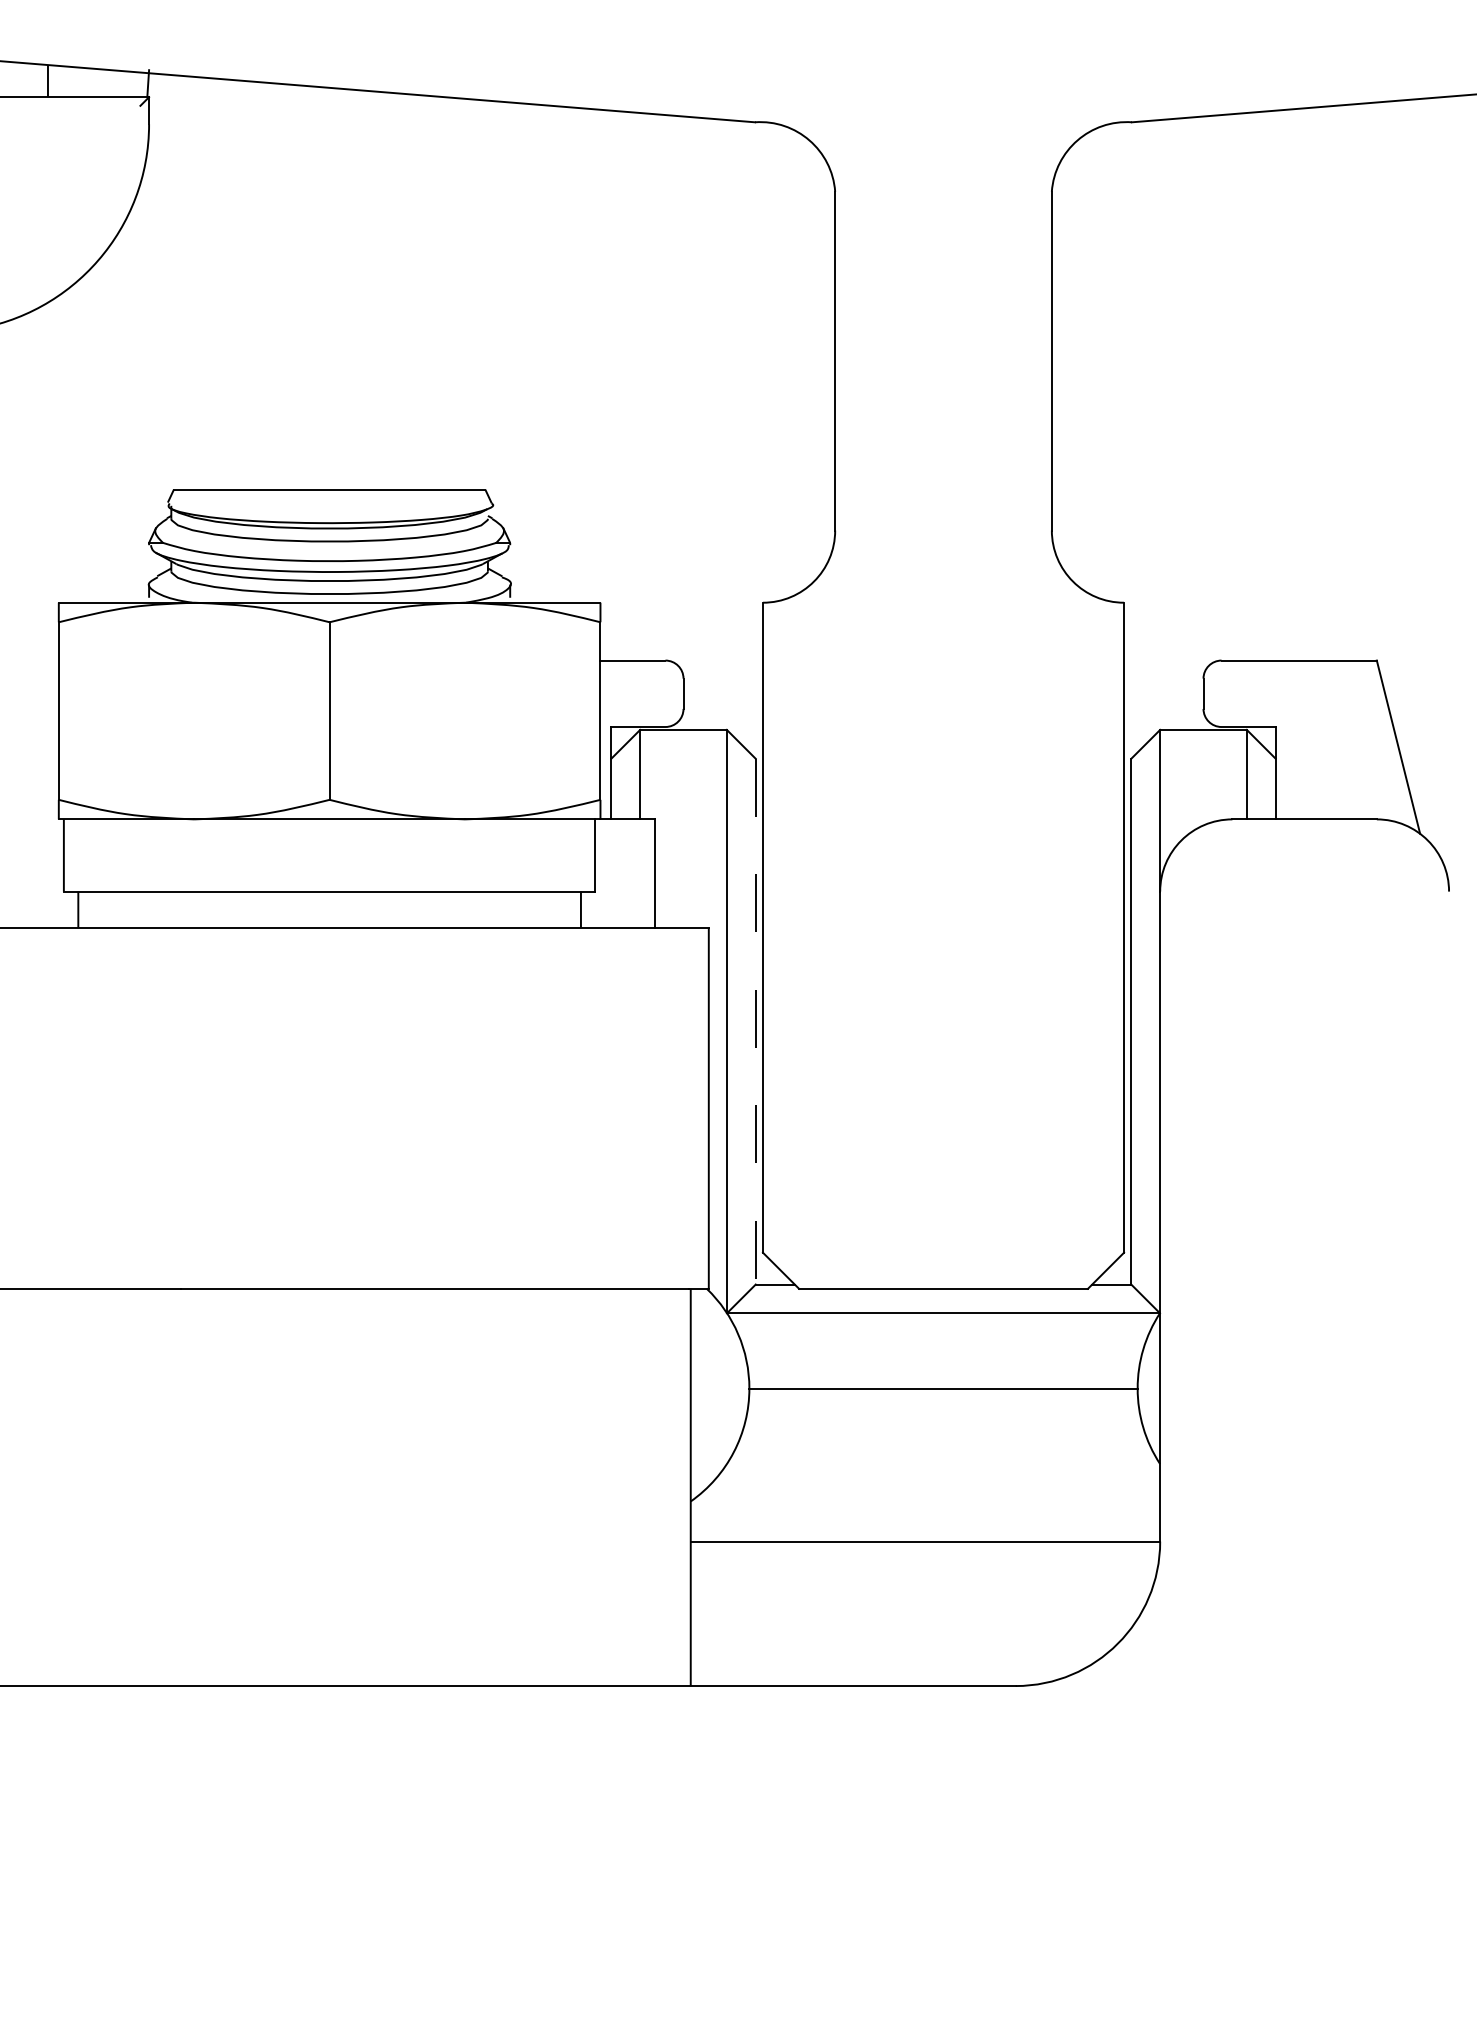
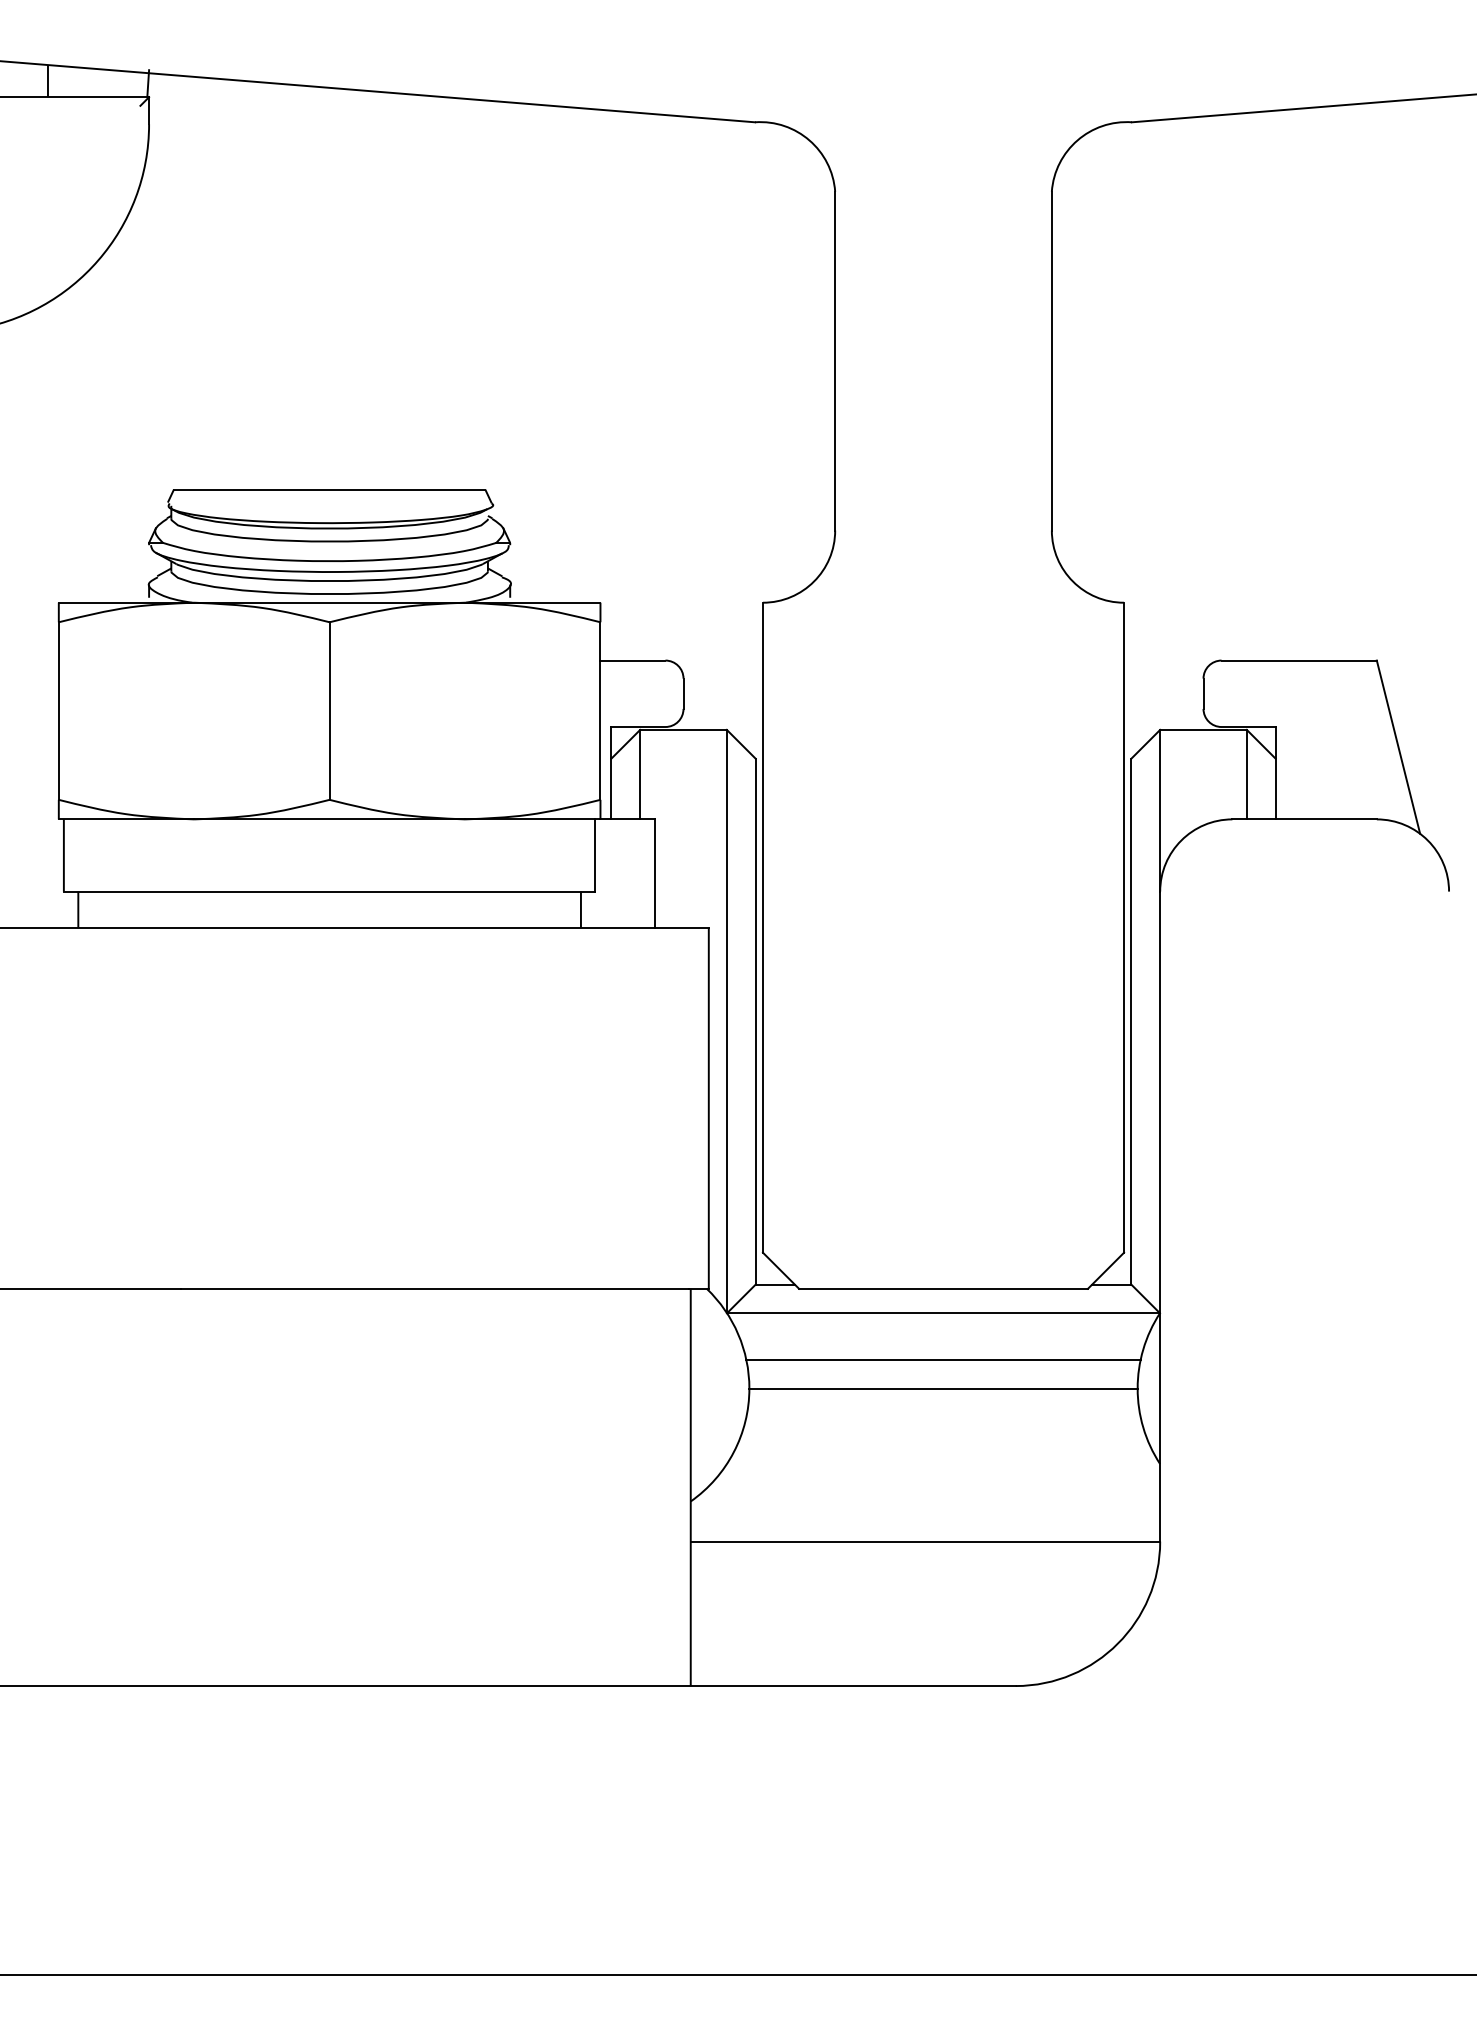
line: dashed -> solid (755, 1021)
line: none -> present (943, 1359)
line: none -> present (737, 1974)
